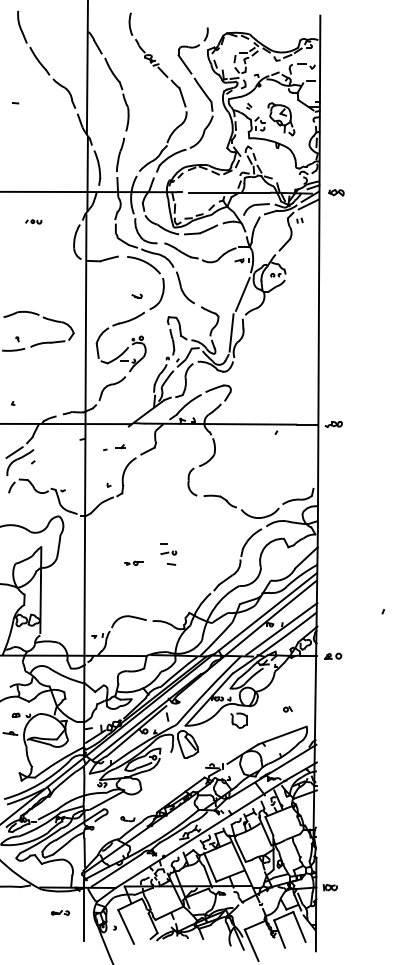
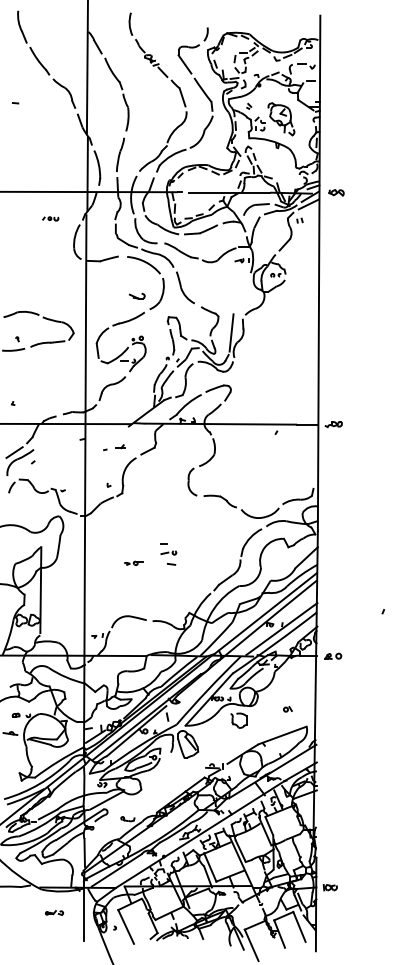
part position: (33, 221) -> (50, 218) (50, 218)
line: present -> none (242, 294)
part size: 12x6 px -> 17x8 px (137, 295)
part position: (60, 912) -> (54, 912) (54, 912)
